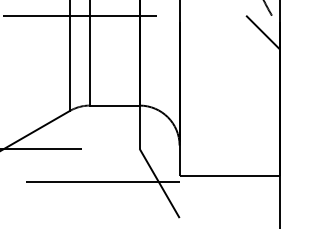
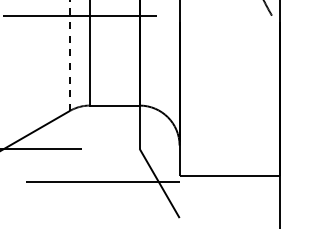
line: present -> none (262, 31)
line: solid -> dashed (69, 55)
